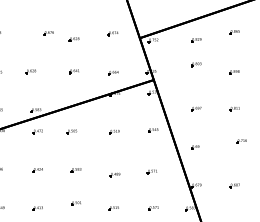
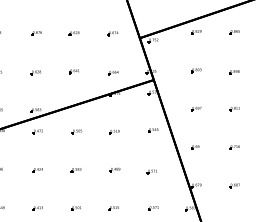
part position: (48, 33) -> (36, 33) (36, 33)
part position: (73, 39) -> (73, 33) (73, 33)
part position: (196, 40) -> (196, 32) (196, 32)
part position: (196, 64) -> (196, 70) (196, 70)
part position: (30, 71) -> (35, 72) (35, 72)
part position: (71, 131) -> (76, 131) (76, 131)
part position: (241, 141) -> (234, 147) (234, 147)
part position: (114, 174) -> (114, 169) (114, 169)
part position: (75, 203) -> (75, 208) (75, 208)
